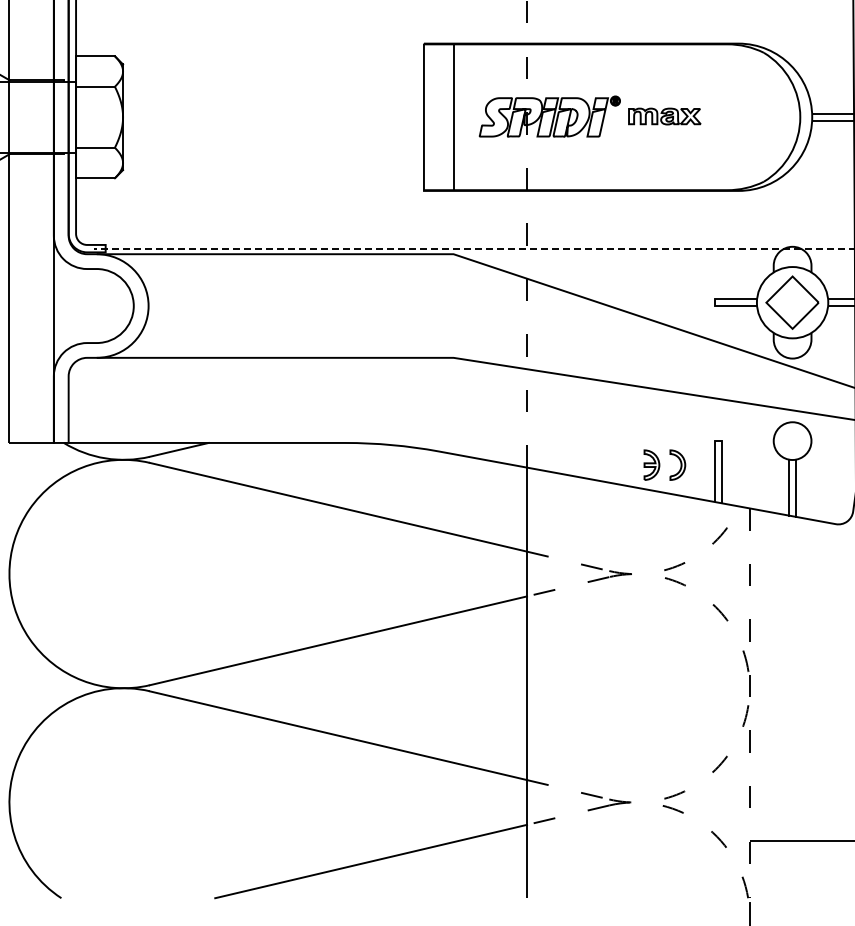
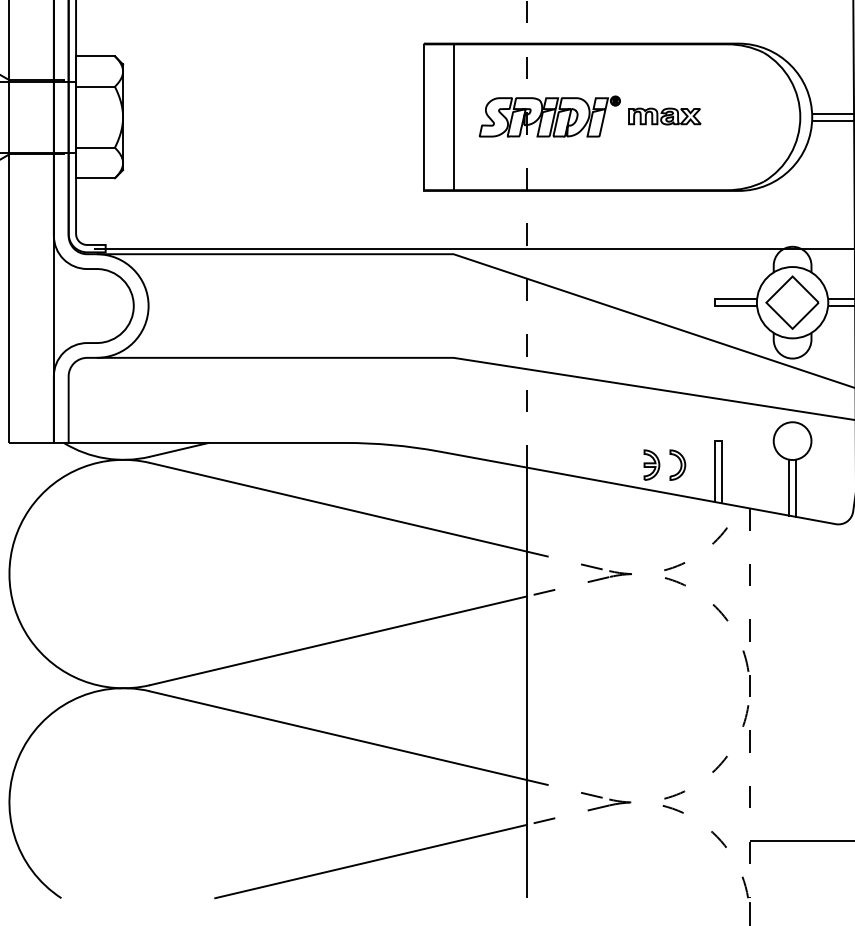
line: dashed -> solid (473, 248)
